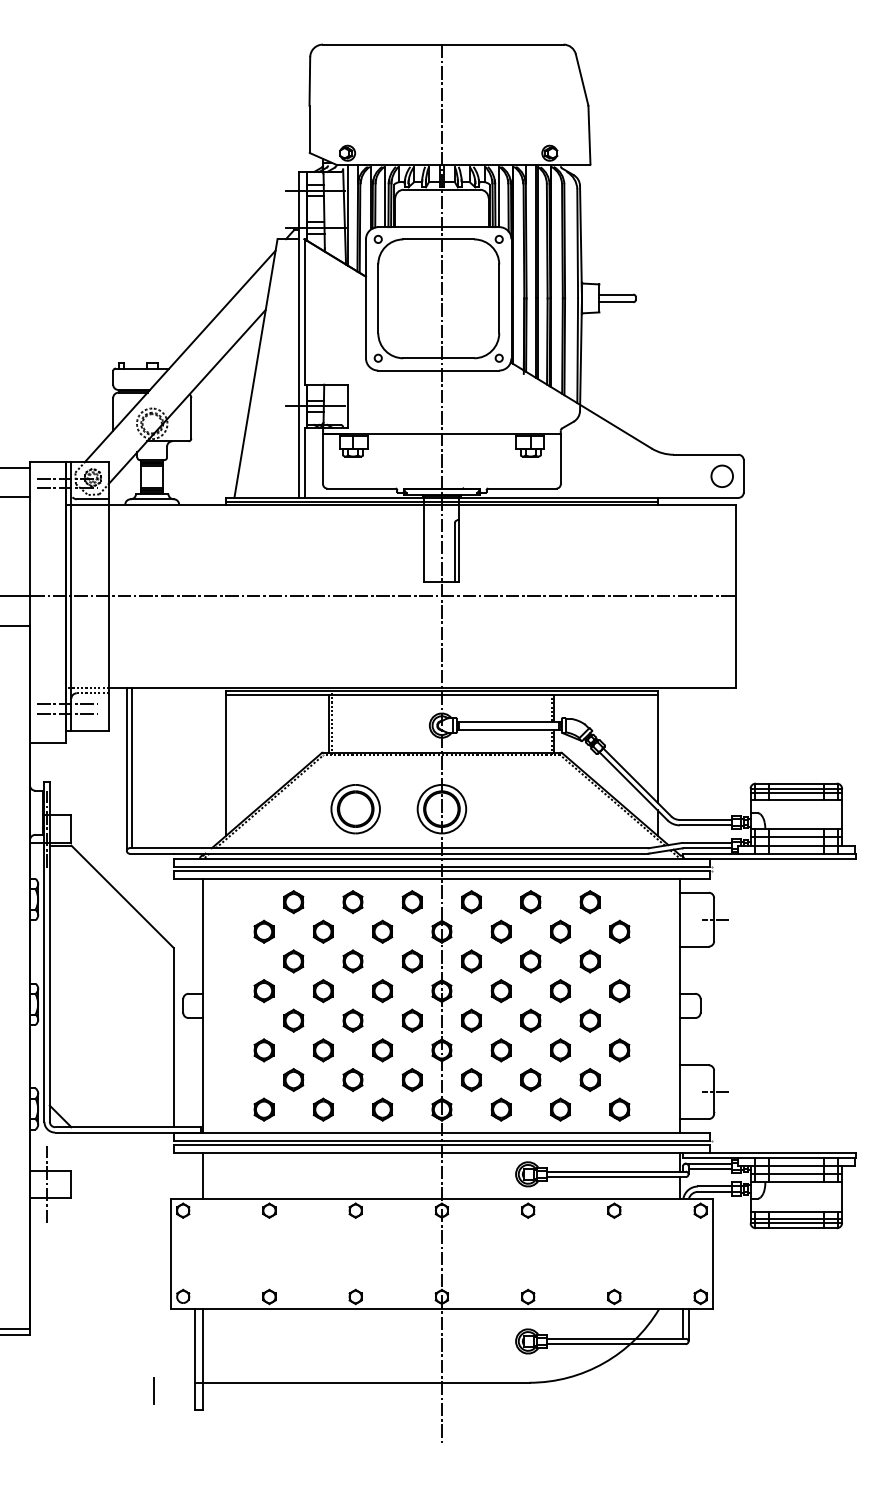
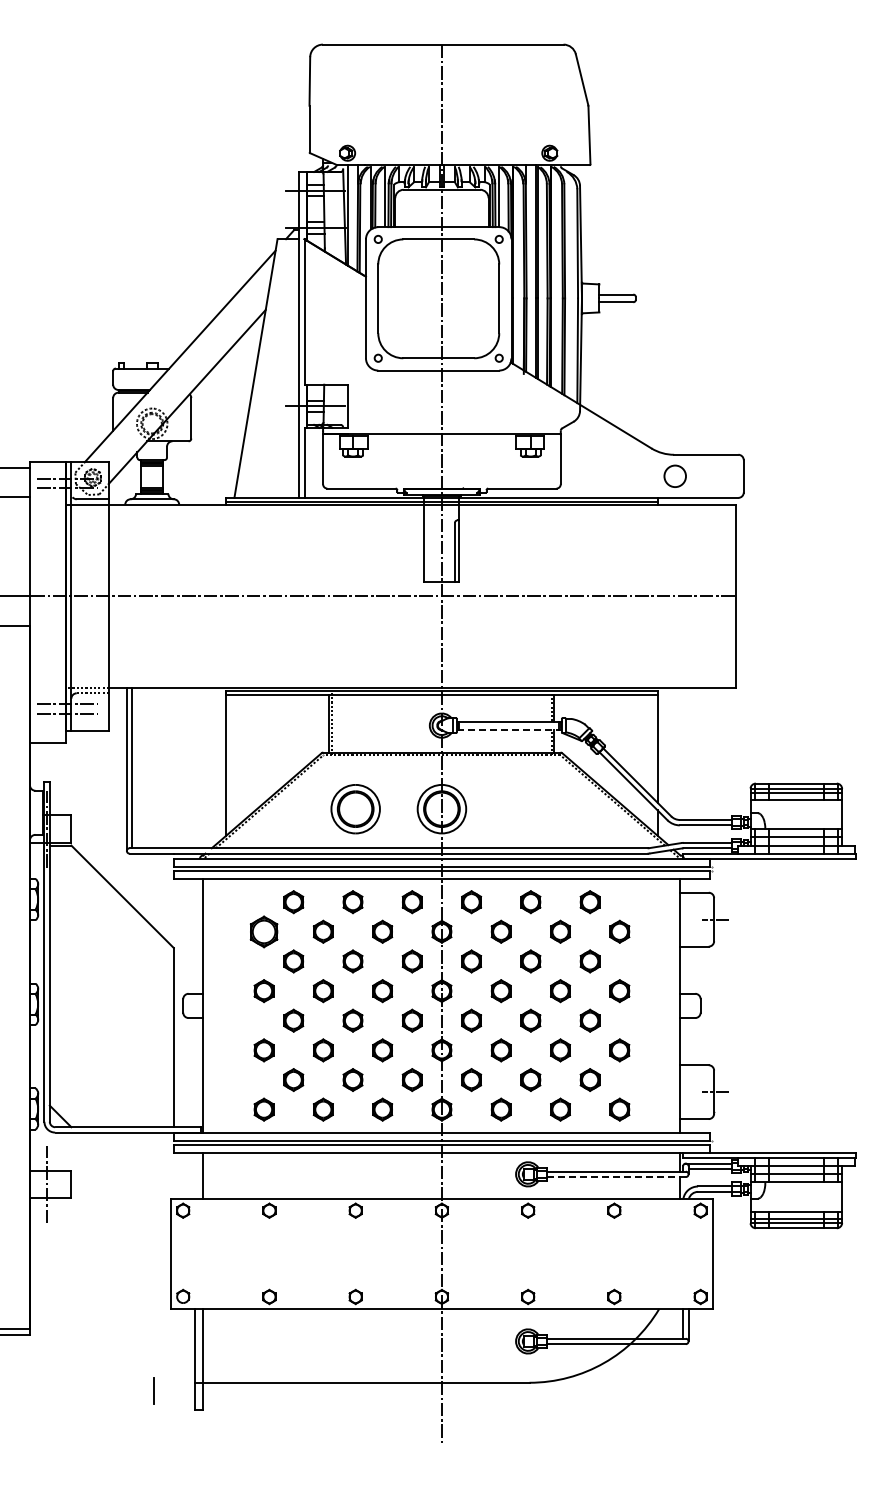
circle position: (721, 475) -> (674, 475) (674, 475)
line: solid -> dashed (509, 729)
part size: 22x25 px -> 30x34 px (263, 931)
line: solid -> dashed (616, 1177)
